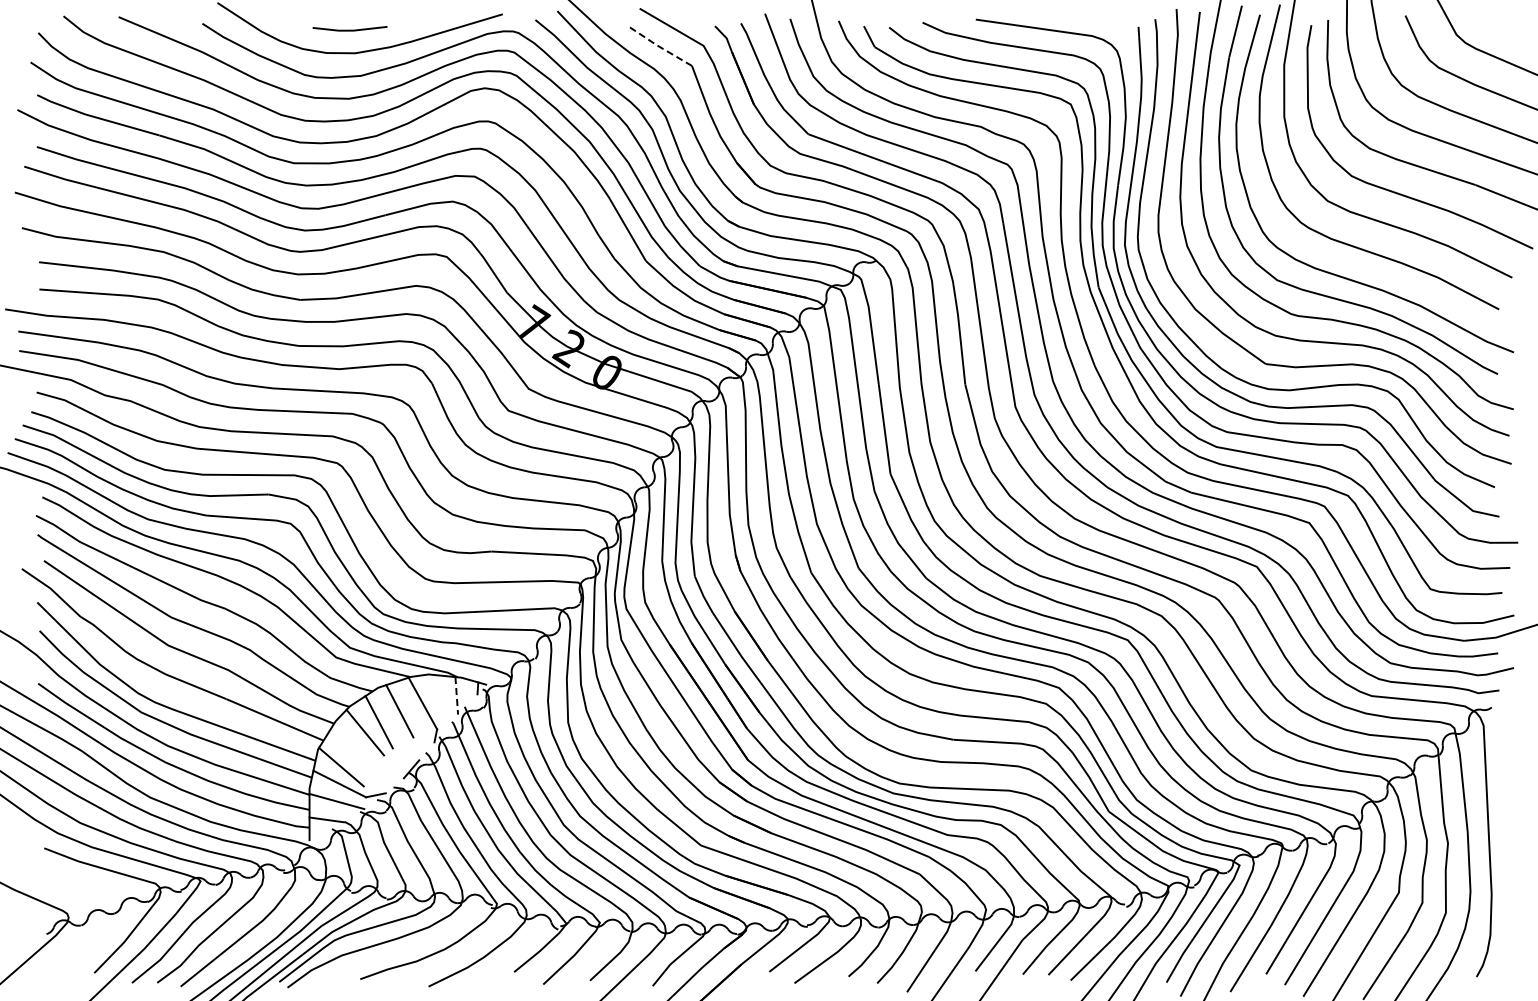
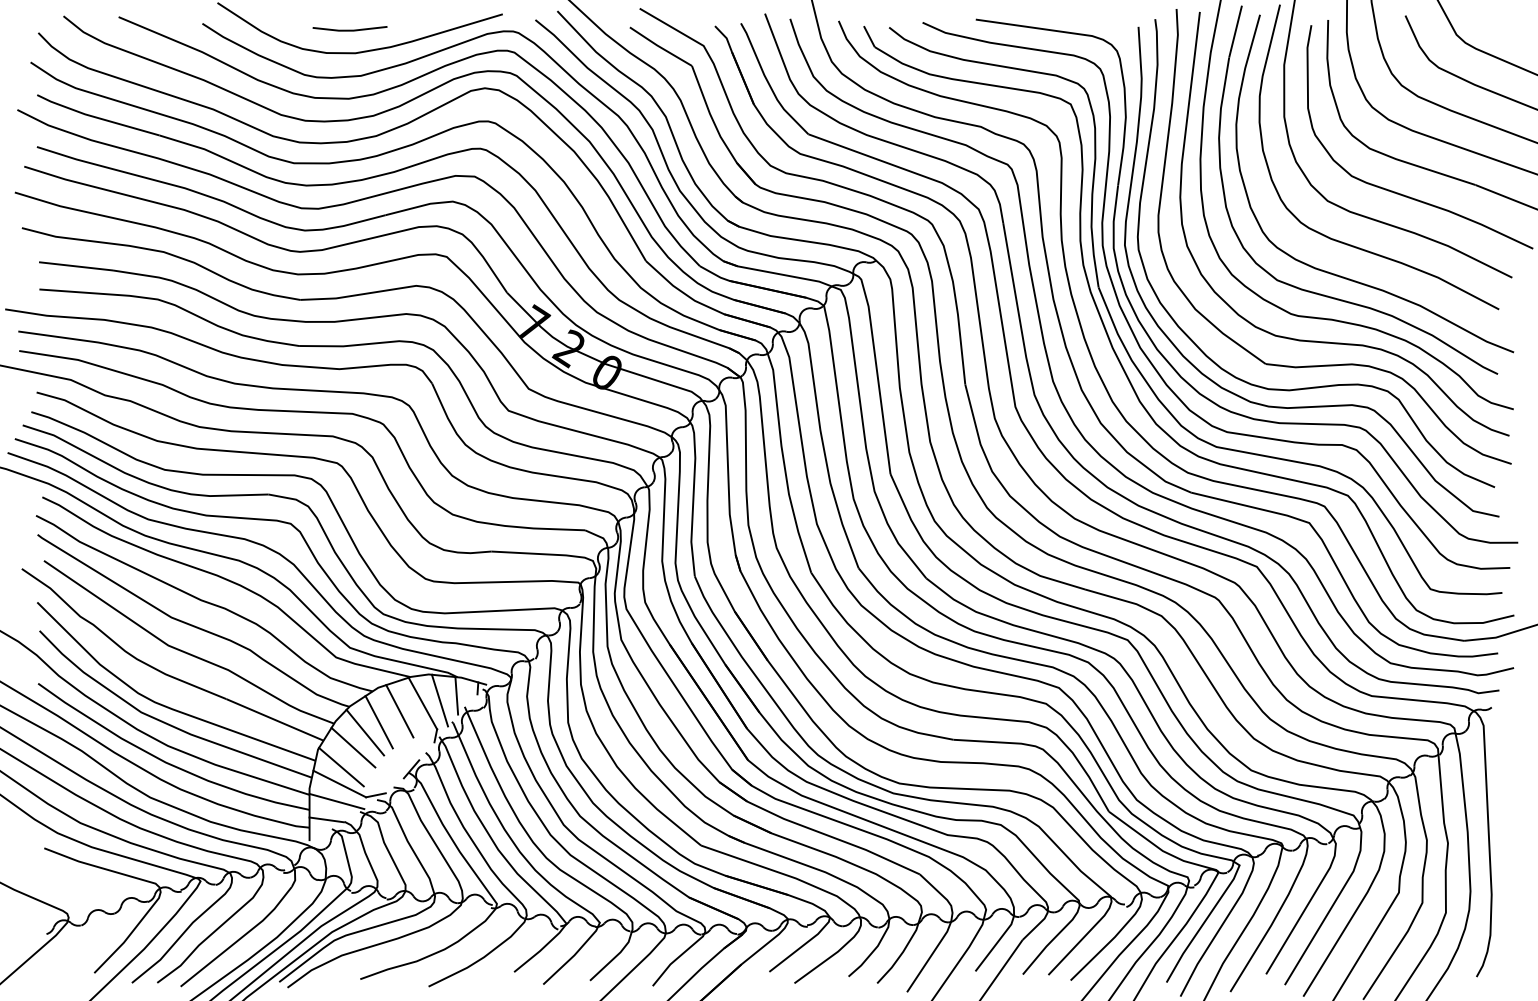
line: dashed -> solid (659, 46)
line: dashed -> solid (456, 695)
line: none -> present (439, 700)
line: none -> present (353, 747)
